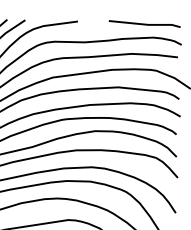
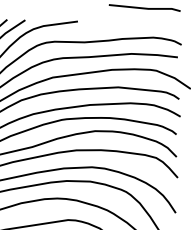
line position: (144, 23) -> (144, 7) (144, 7)
